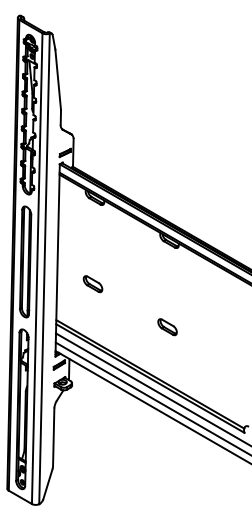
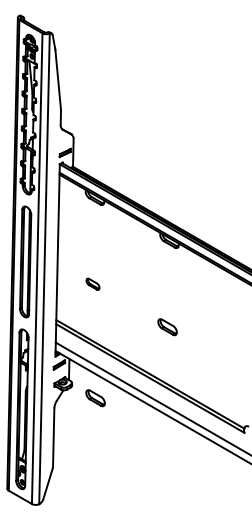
part size: 22x19 px -> 16x14 px (92, 283)
line: present -> none (152, 388)
part: none -> present (95, 398)
